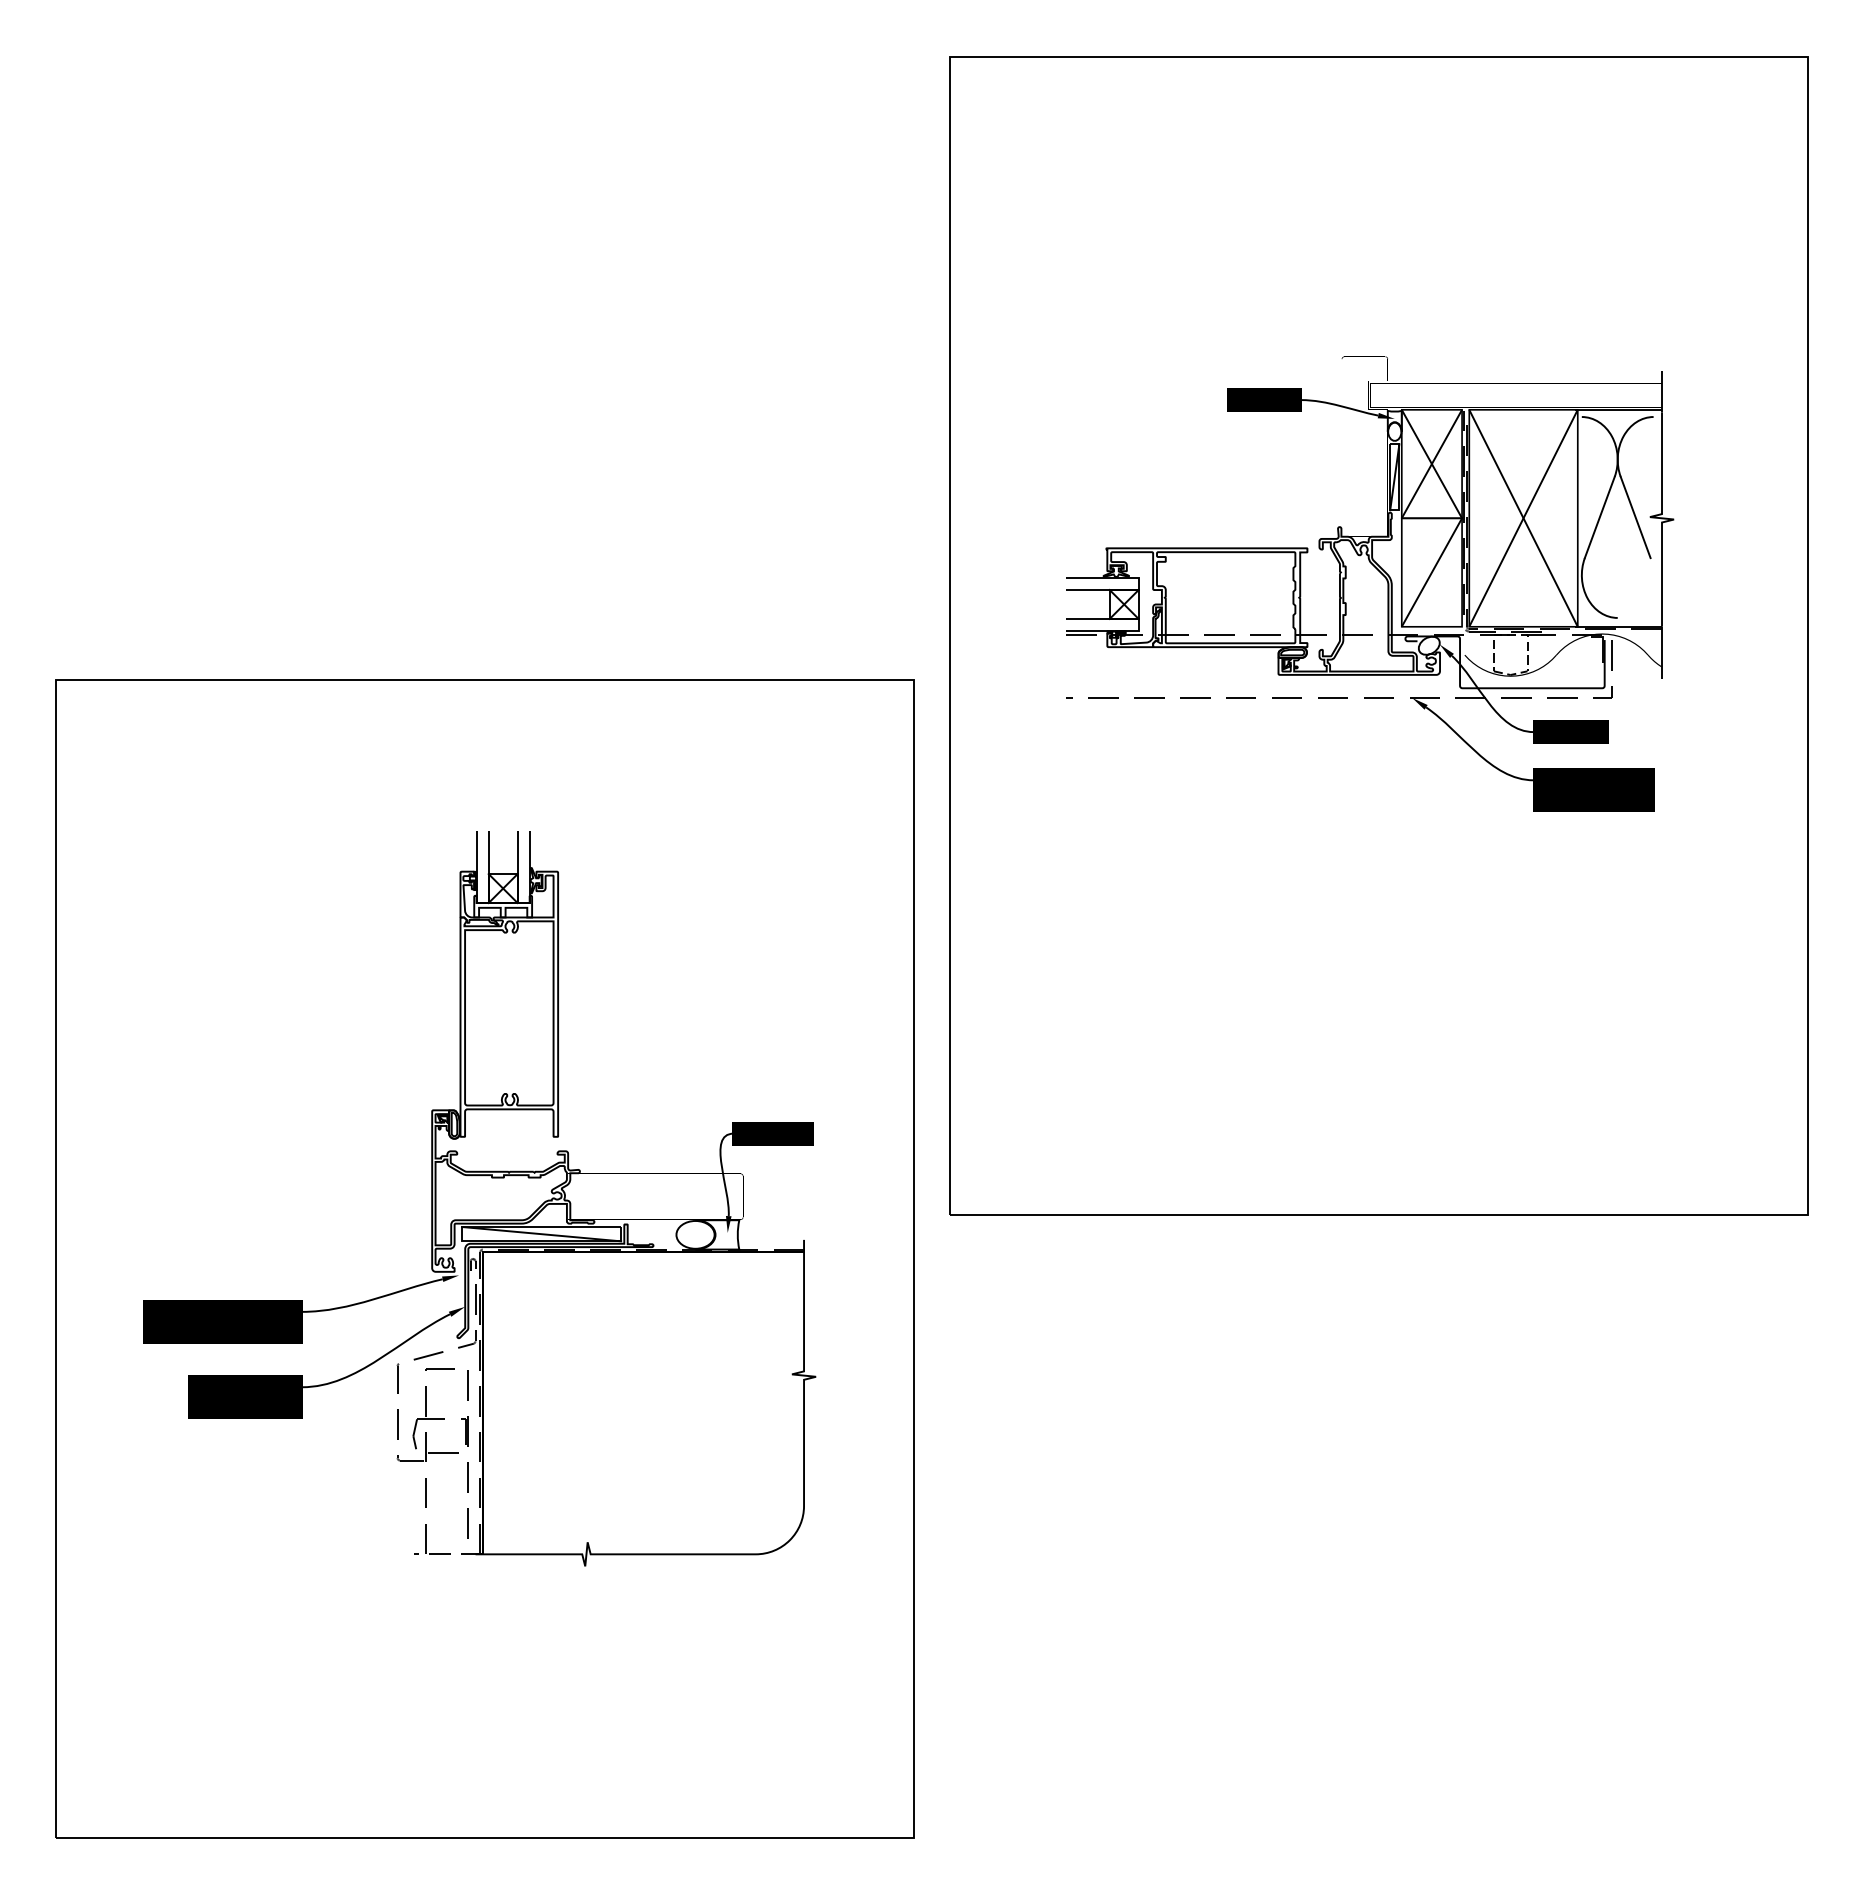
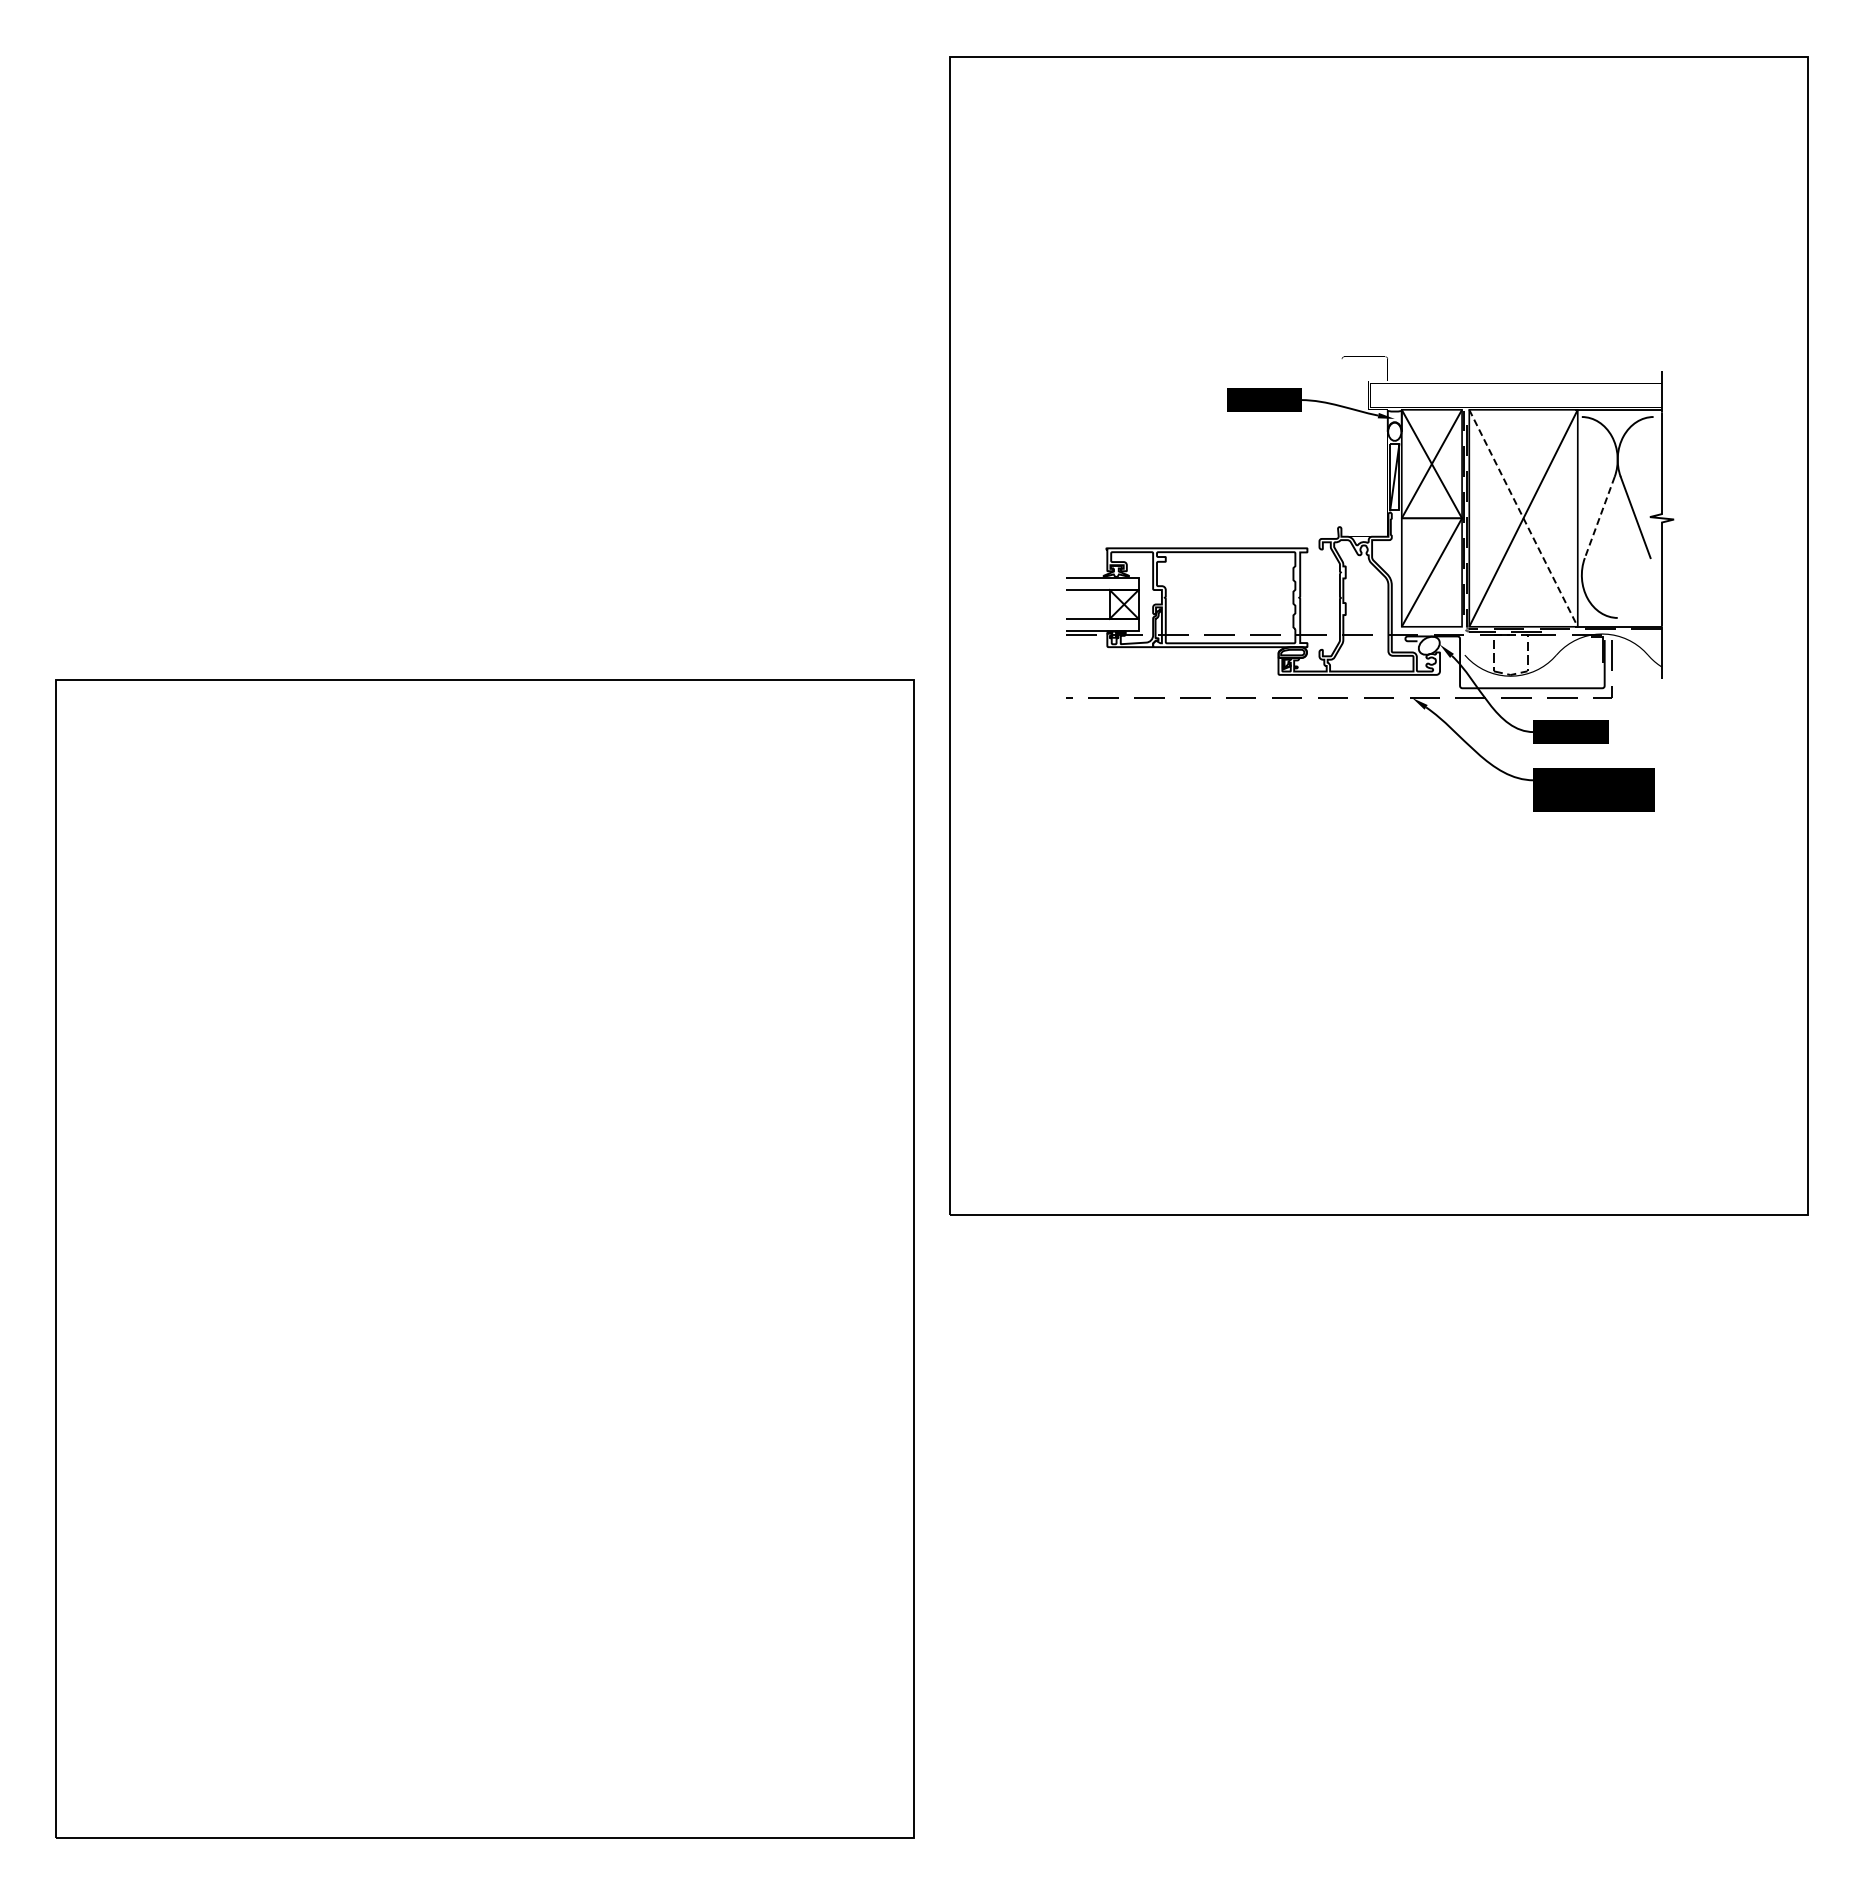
line: solid -> dashed (1599, 517)
line: solid -> dashed (1523, 518)
part: present -> none (479, 1198)
